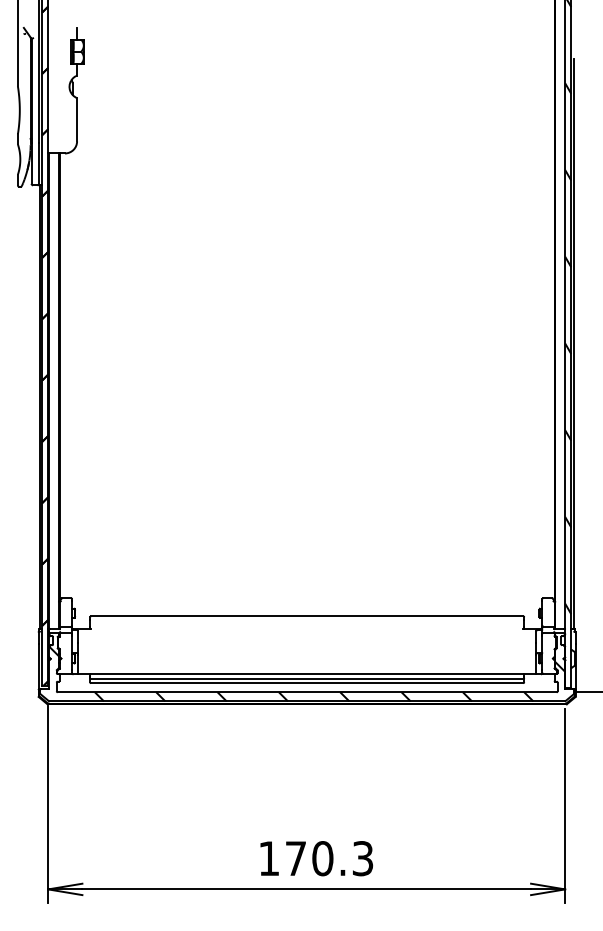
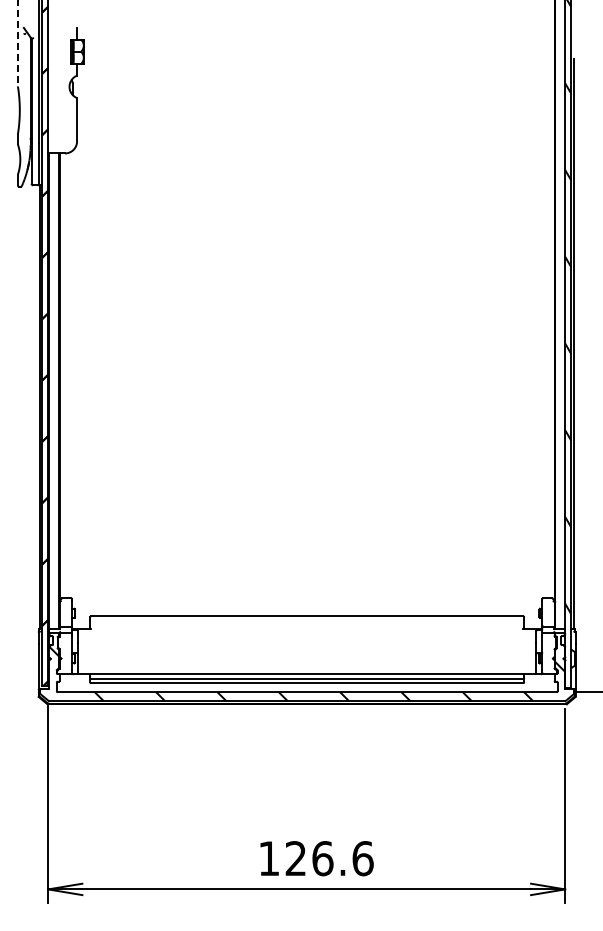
line: solid -> dashed (17, 43)
text: 170.3 -> 126.6 (329, 858)
